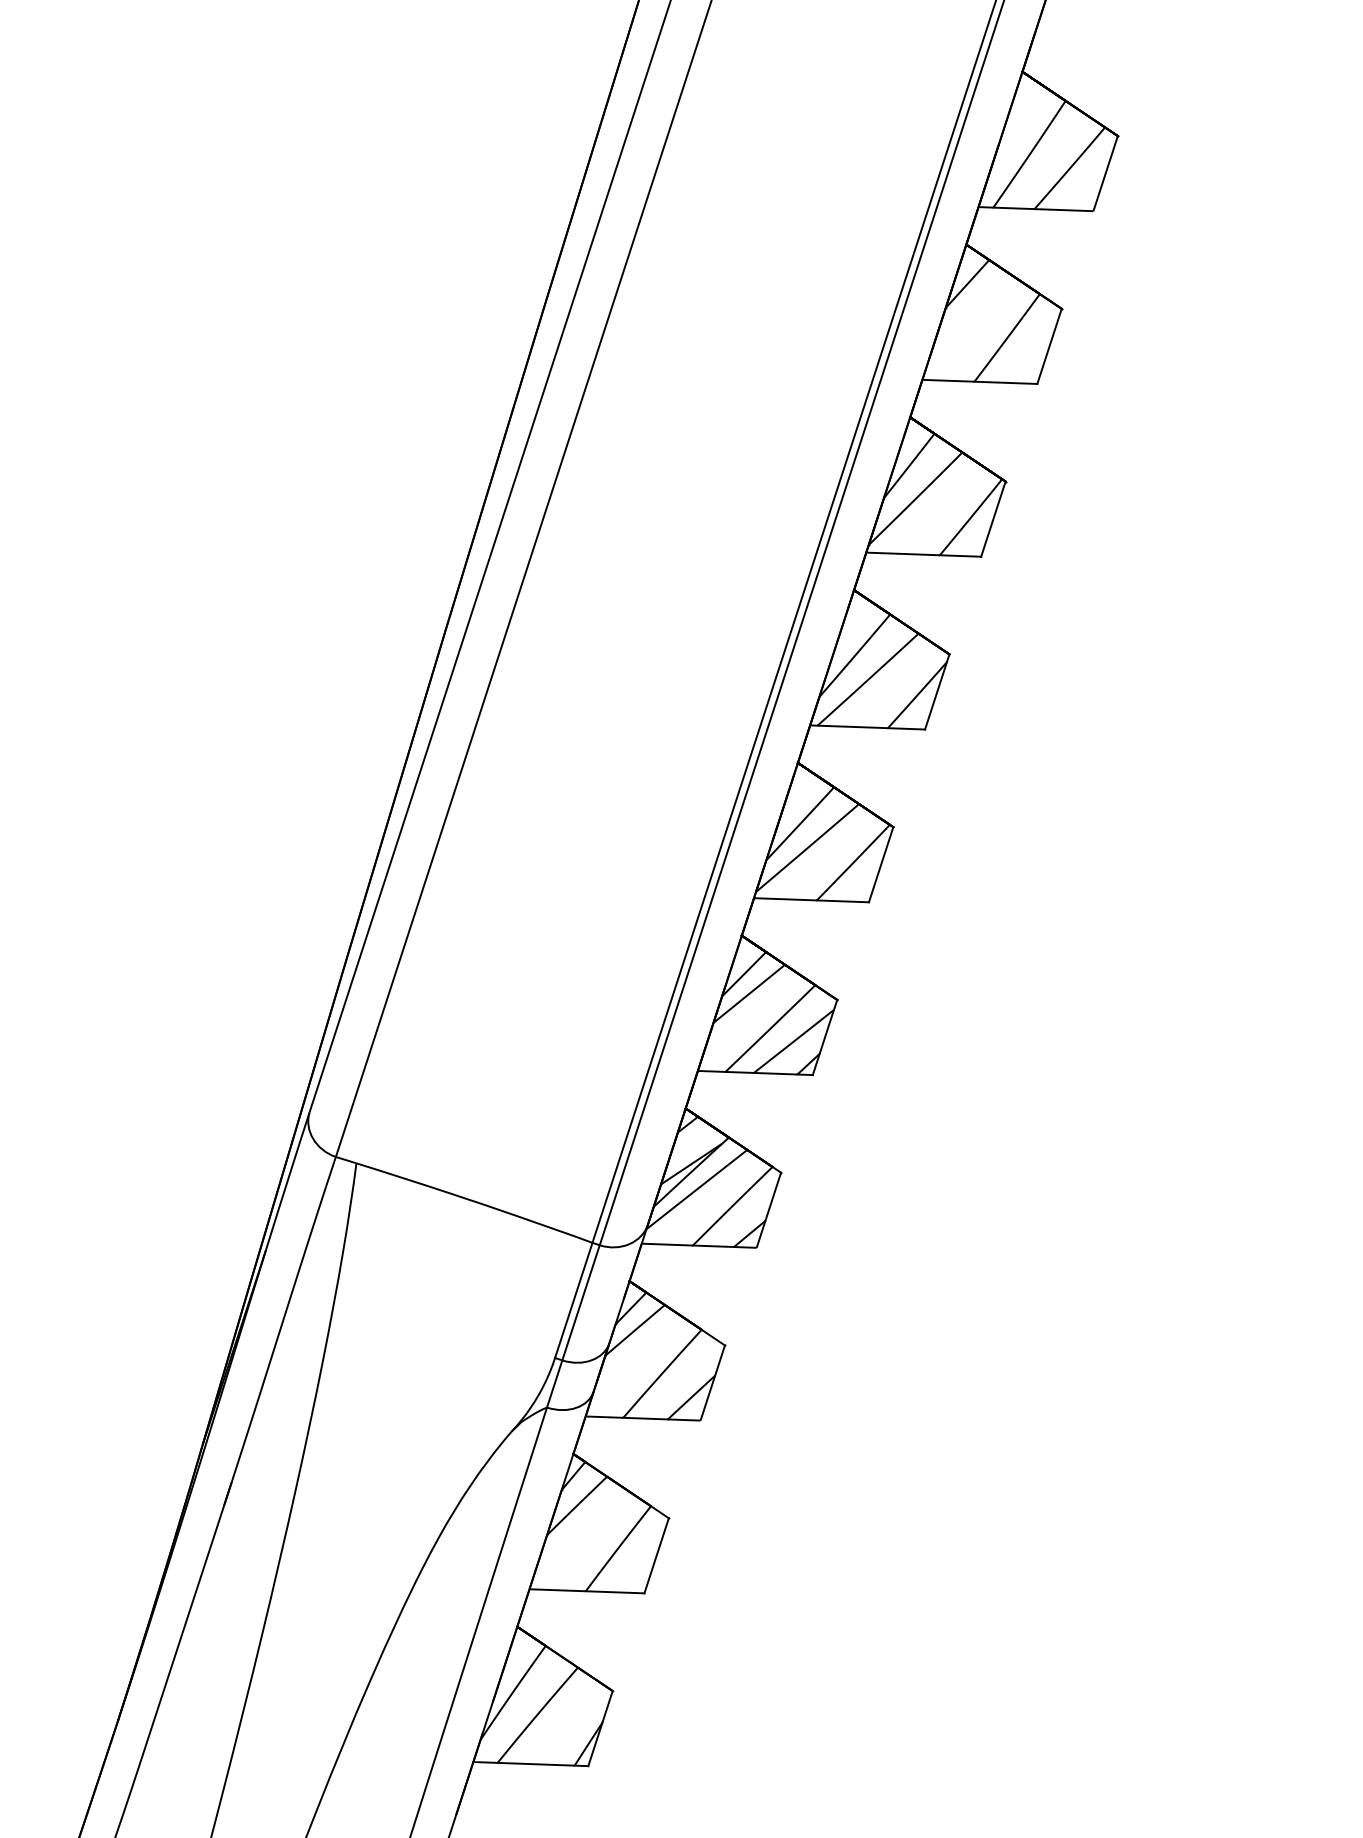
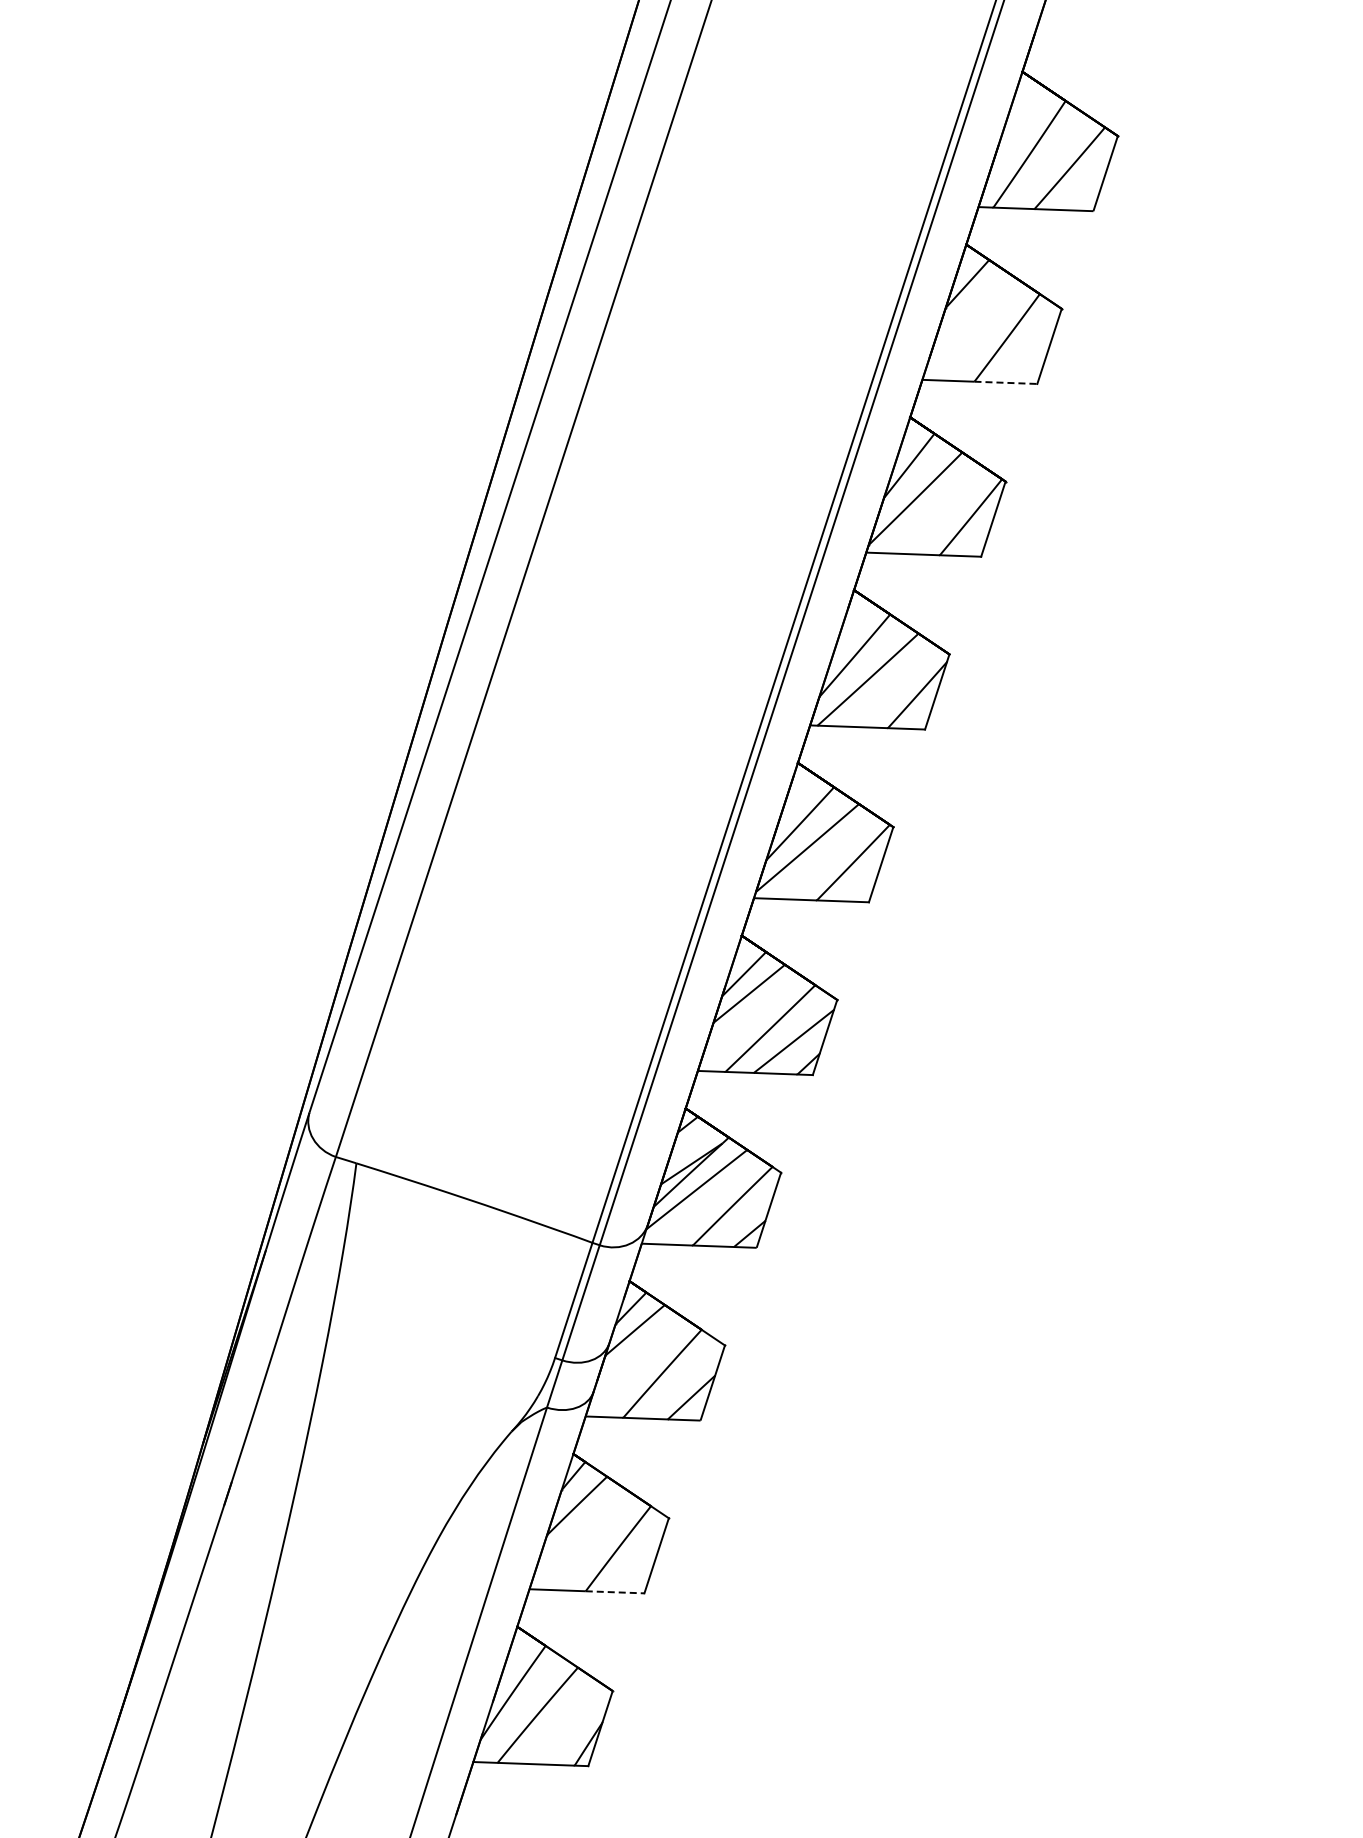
line: solid -> dashed (1006, 382)
line: solid -> dashed (615, 1592)
